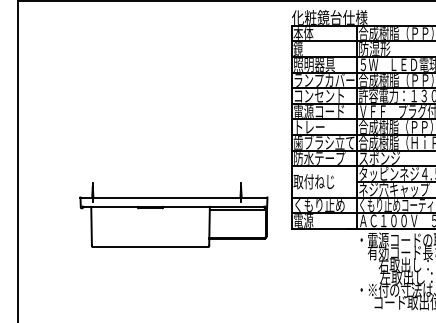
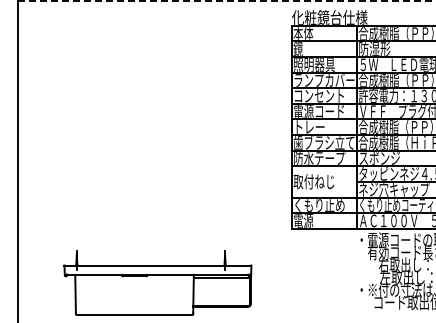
line: solid -> dashed (227, 1)
part position: (173, 214) -> (157, 282) (157, 282)
